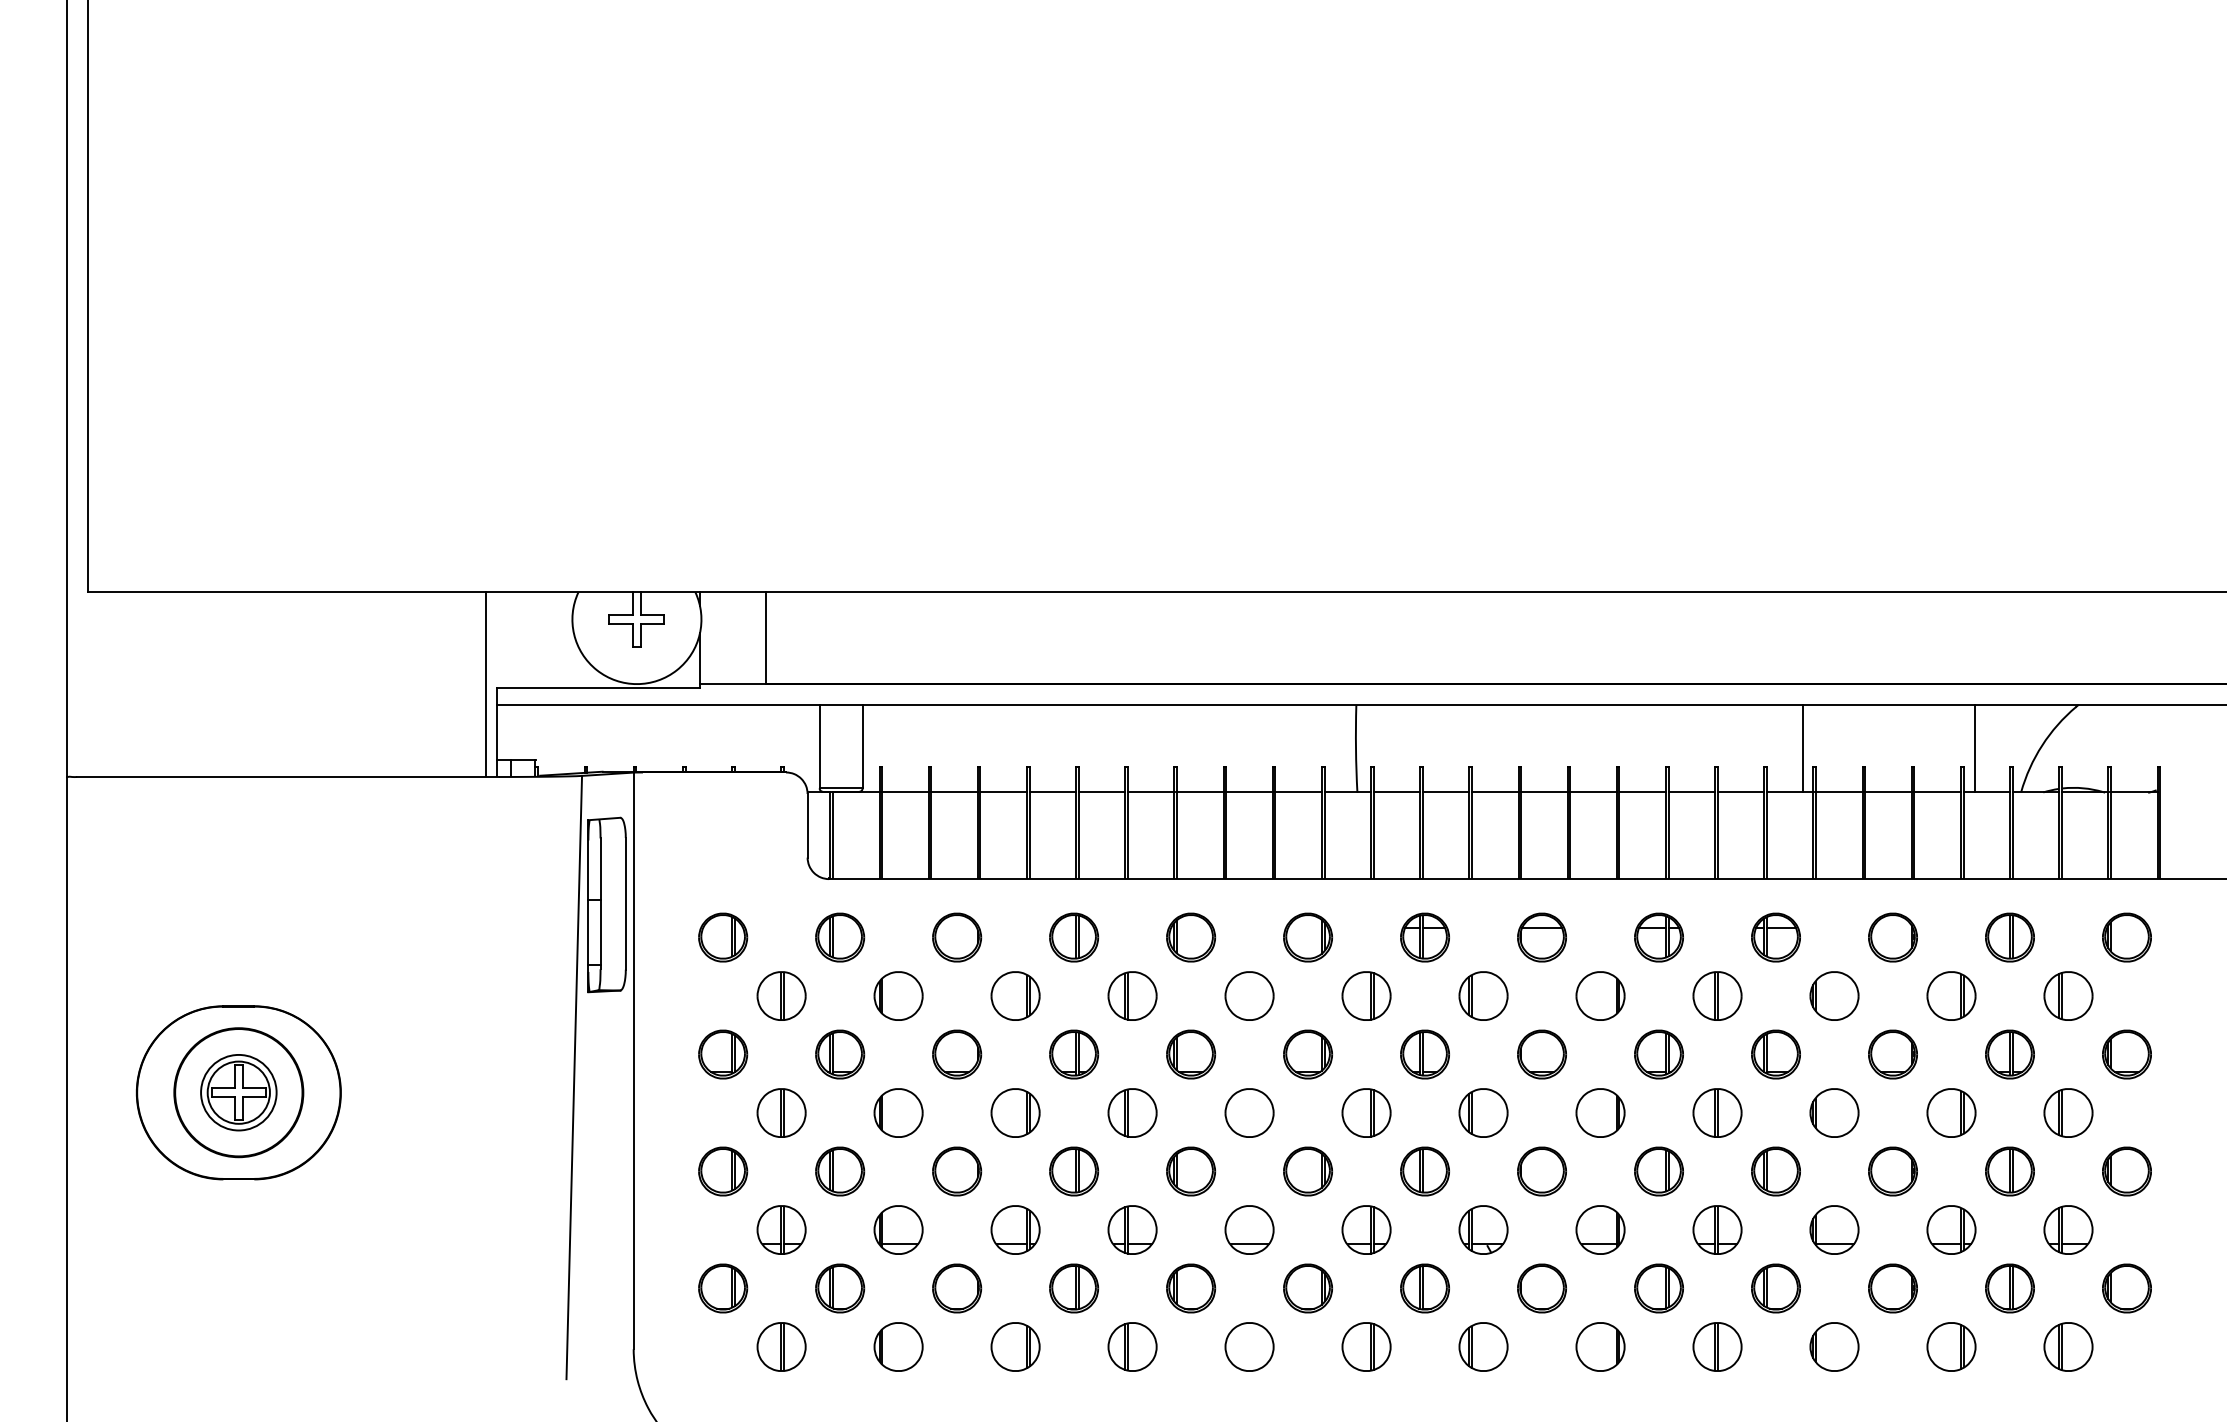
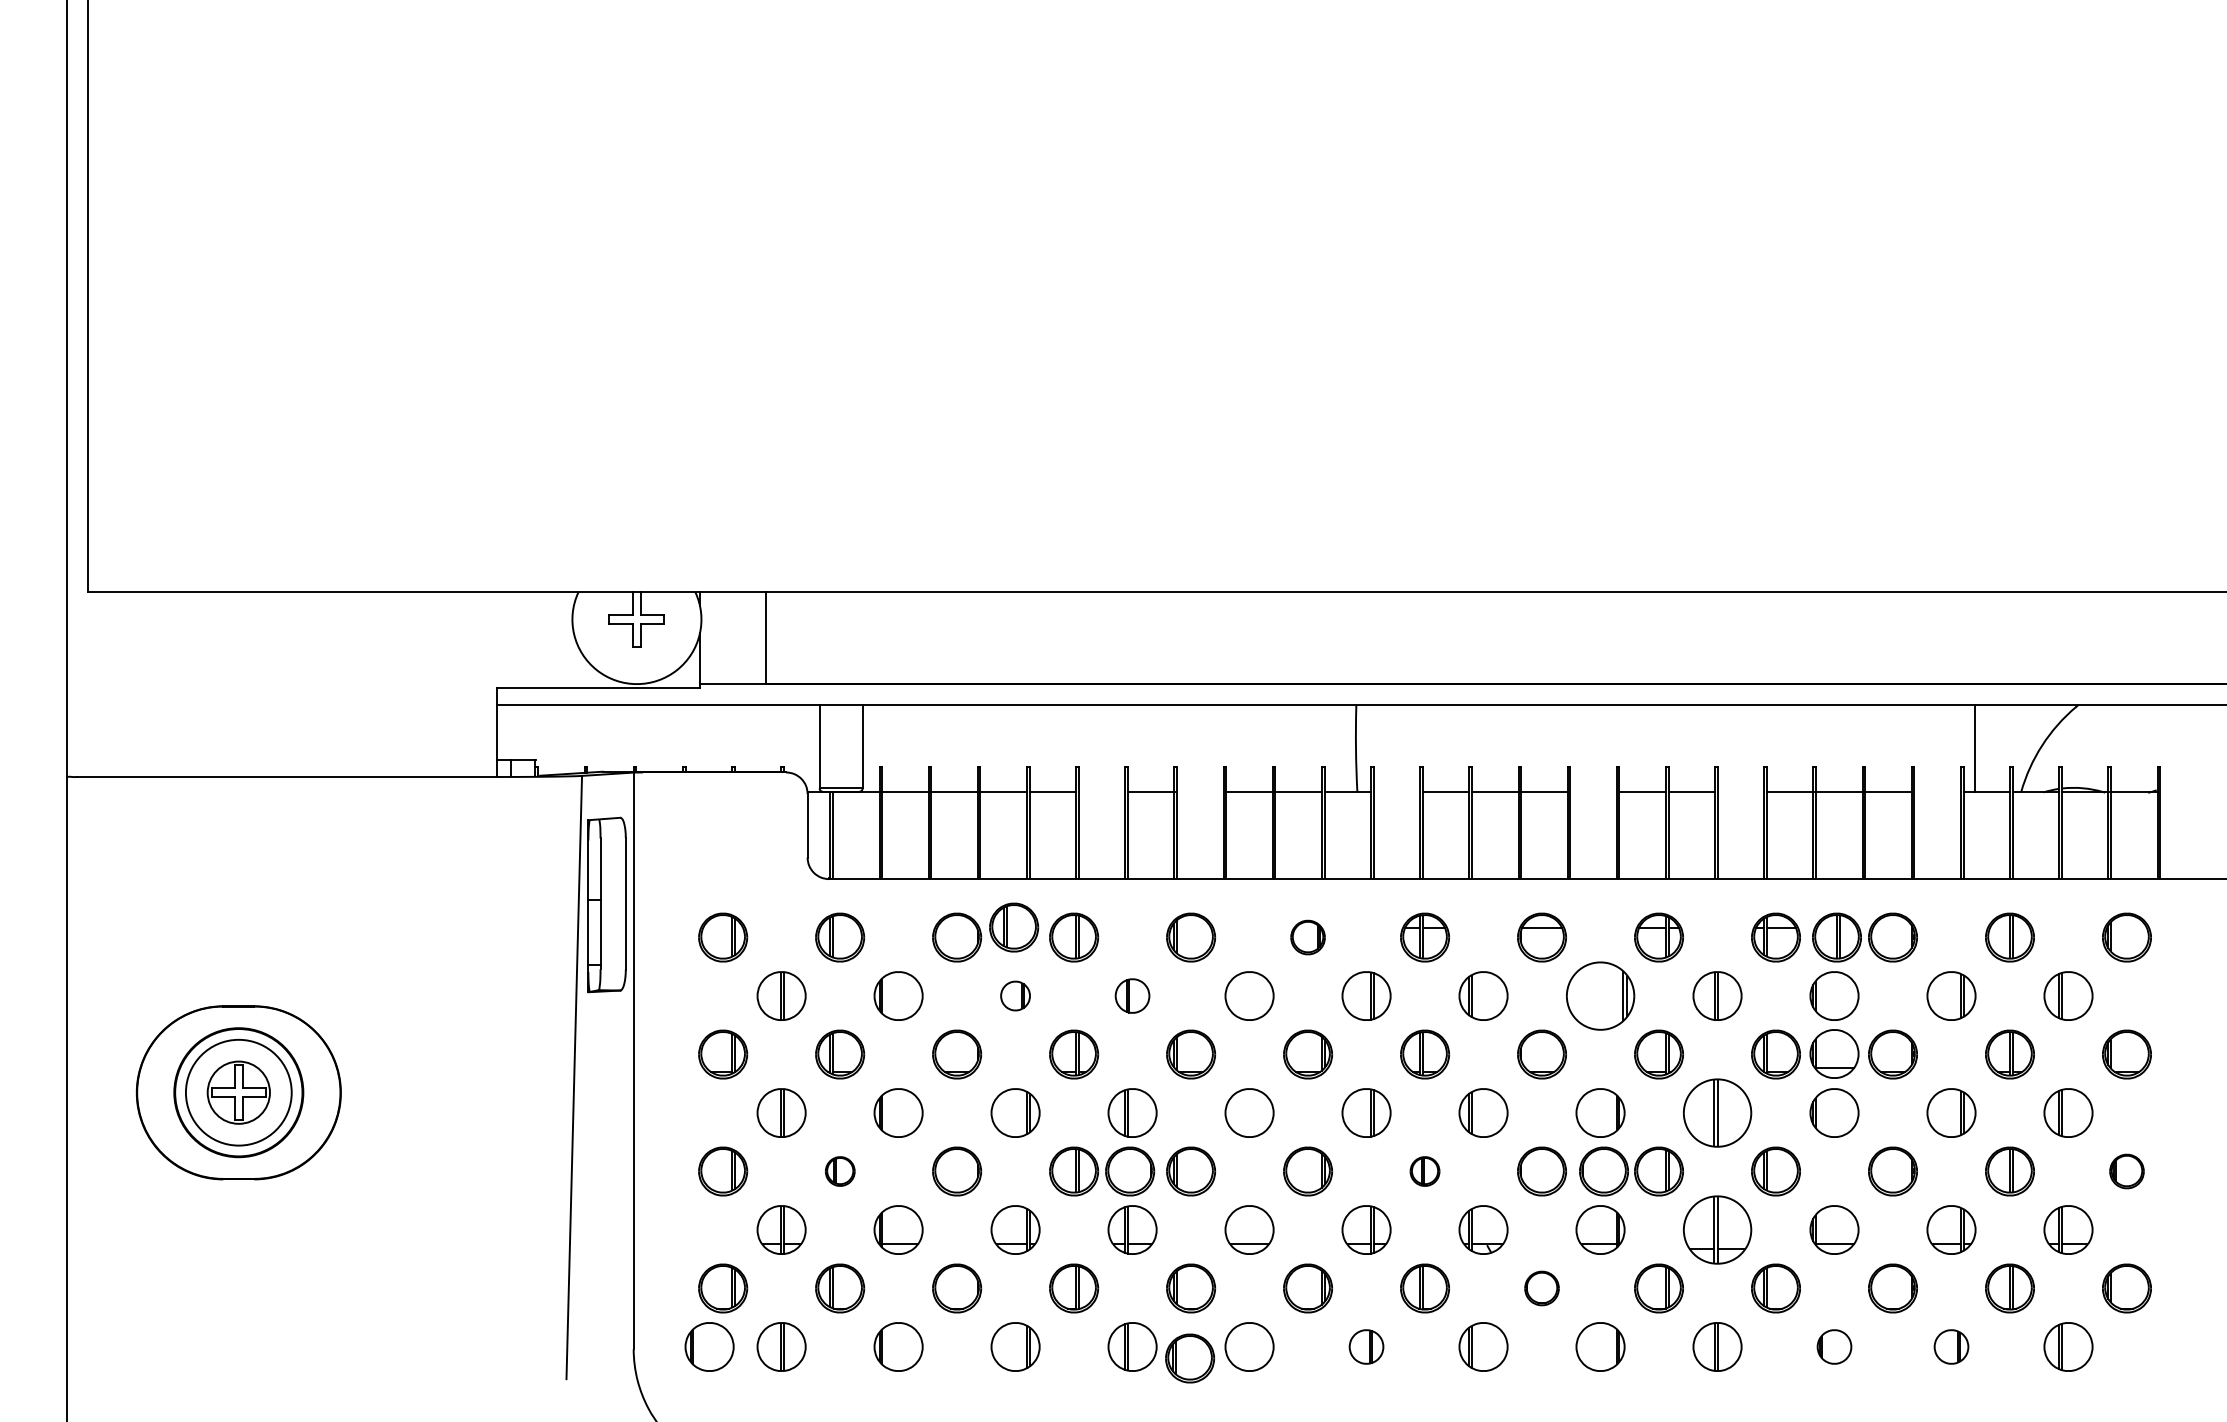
line: present -> none (485, 684)
line: present -> none (1803, 748)
line: present -> none (1101, 792)
line: present -> none (1200, 792)
line: present -> none (1396, 792)
line: present -> none (1593, 792)
line: present -> none (1740, 792)
line: present -> none (1937, 792)
part: none -> present (1014, 927)
part size: 50x51 px -> 36x37 px (1307, 937)
part: none -> present (1836, 937)
part size: 51x50 px -> 31x32 px (1015, 995)
part size: 51x50 px -> 37x36 px (1132, 995)
part size: 51x50 px -> 70x70 px (1600, 995)
part: none -> present (1834, 1053)
circle diameter: 76 px -> 106 px (238, 1092)
part size: 51x50 px -> 70x70 px (1717, 1112)
part size: 51x51 px -> 31x31 px (840, 1171)
part: none -> present (1130, 1171)
part size: 50x51 px -> 32x31 px (1424, 1171)
part: none -> present (1603, 1171)
part size: 50x51 px -> 36x37 px (2126, 1171)
part size: 51x50 px -> 70x70 px (1717, 1229)
part size: 50x51 px -> 36x37 px (1541, 1288)
part: none -> present (709, 1346)
part size: 51x50 px -> 37x36 px (1366, 1346)
part size: 51x50 px -> 37x36 px (1834, 1346)
part size: 51x50 px -> 37x36 px (1951, 1346)
part: none -> present (1190, 1358)
